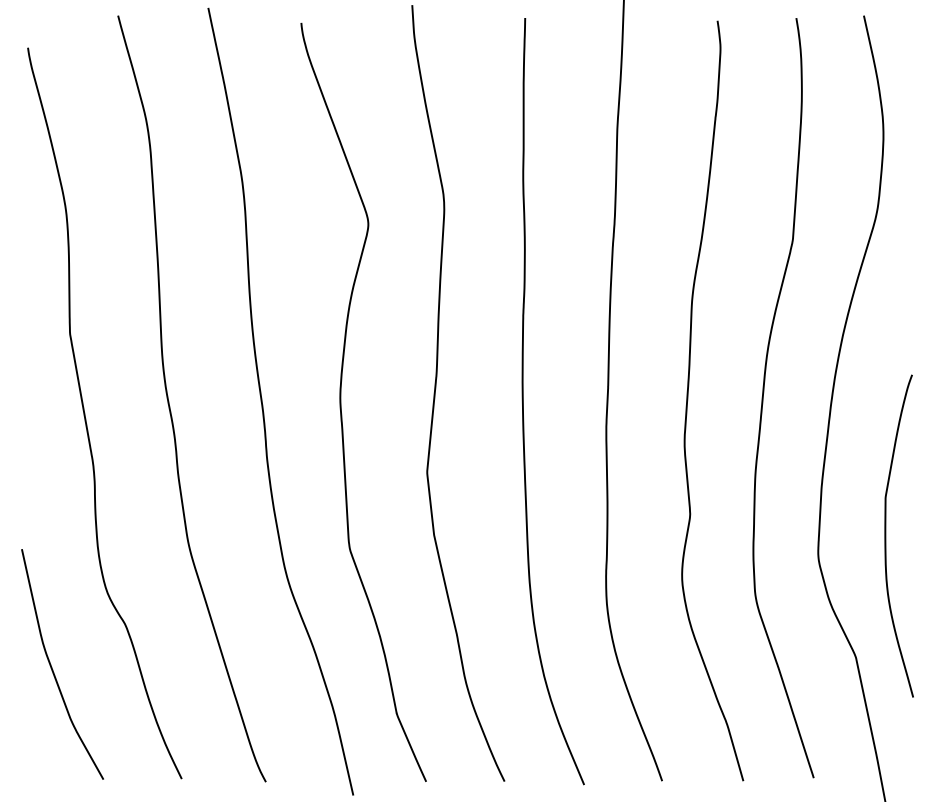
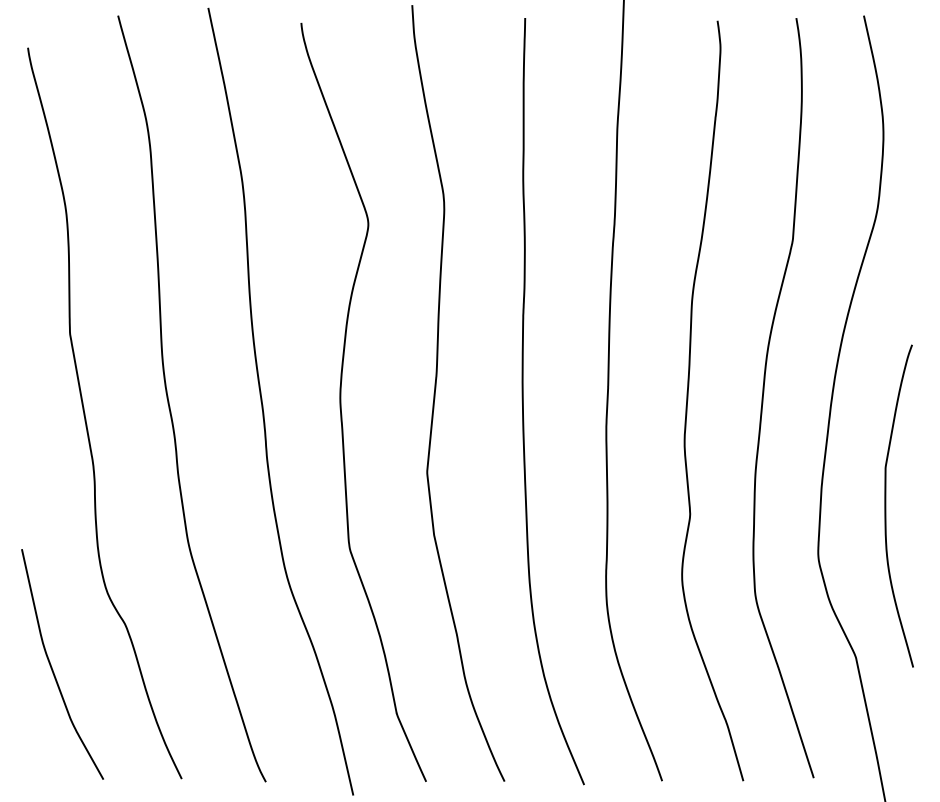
curve position: (886, 535) -> (886, 505) (886, 505)
